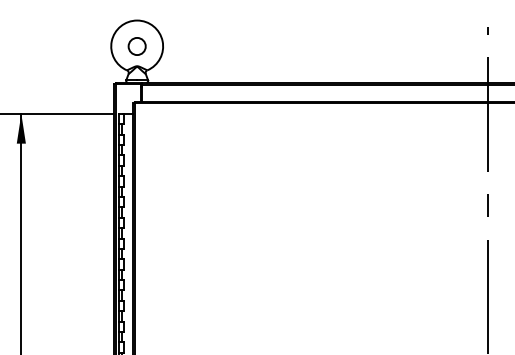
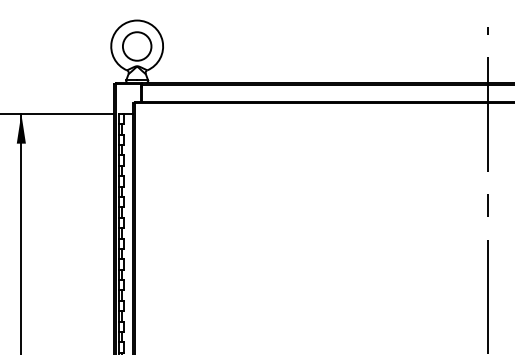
circle diameter: 17 px -> 29 px (136, 46)
